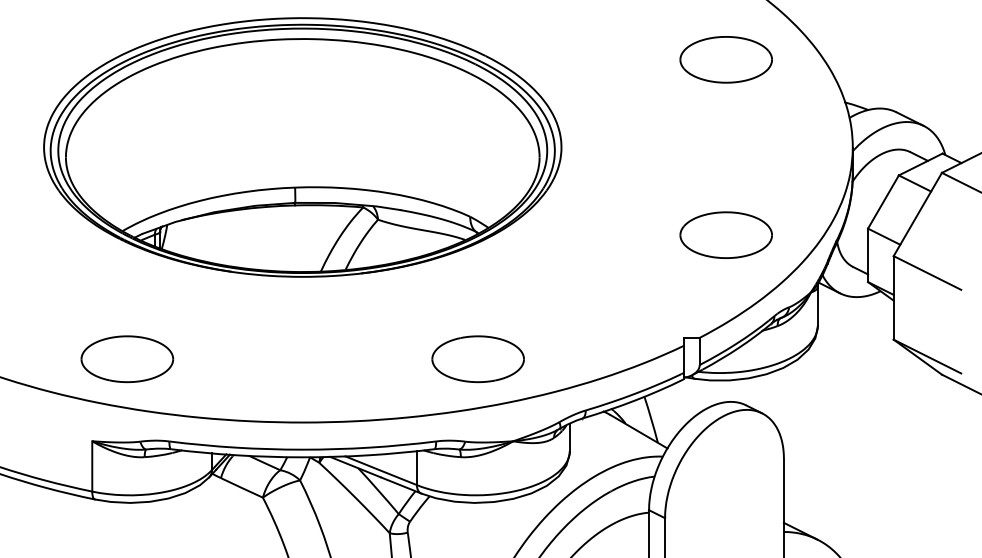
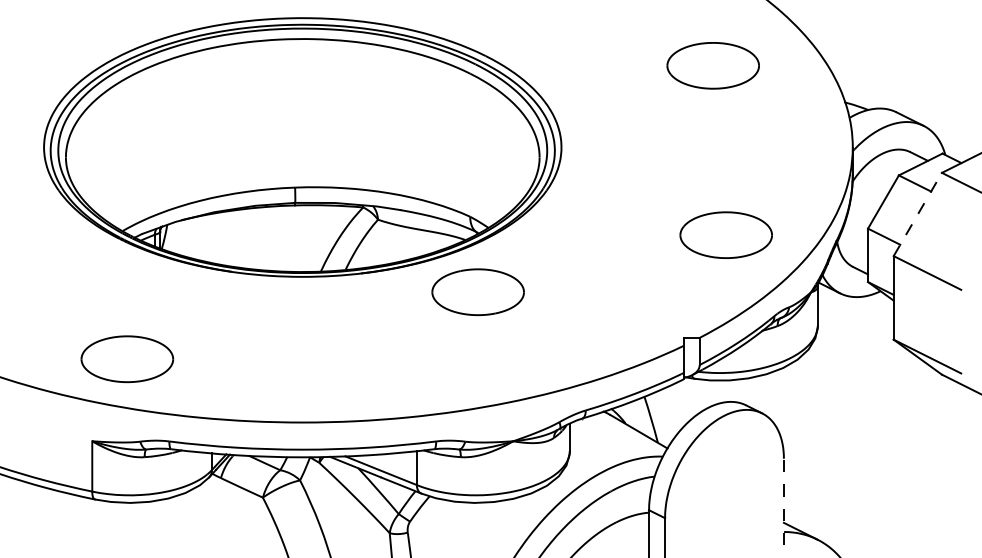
part position: (725, 59) -> (712, 65) (712, 65)
line: solid -> dashed (918, 214)
part position: (477, 359) -> (477, 292) (477, 292)
line: solid -> dashed (783, 507)
